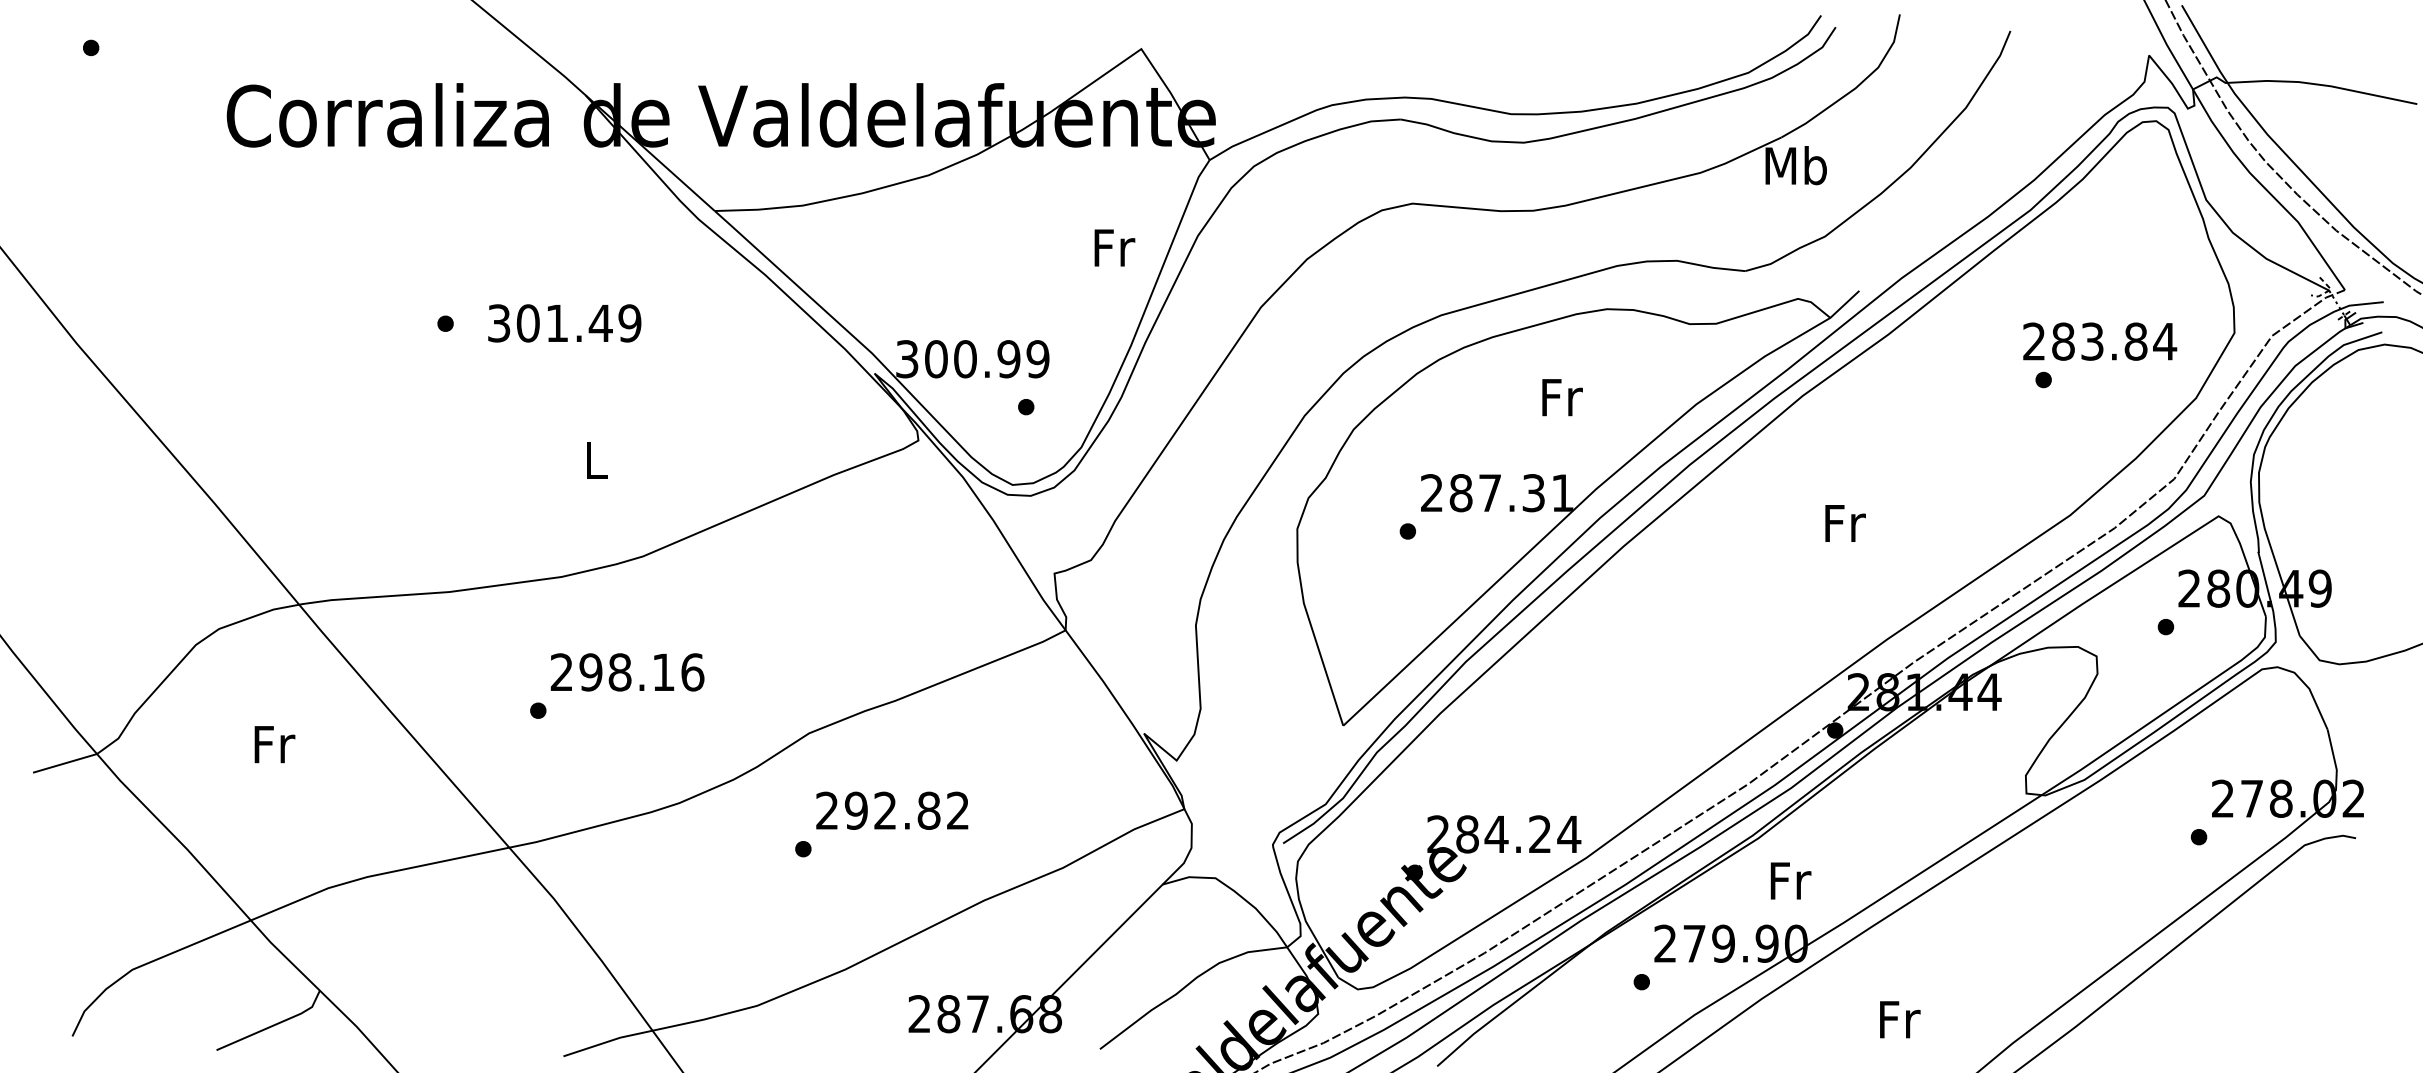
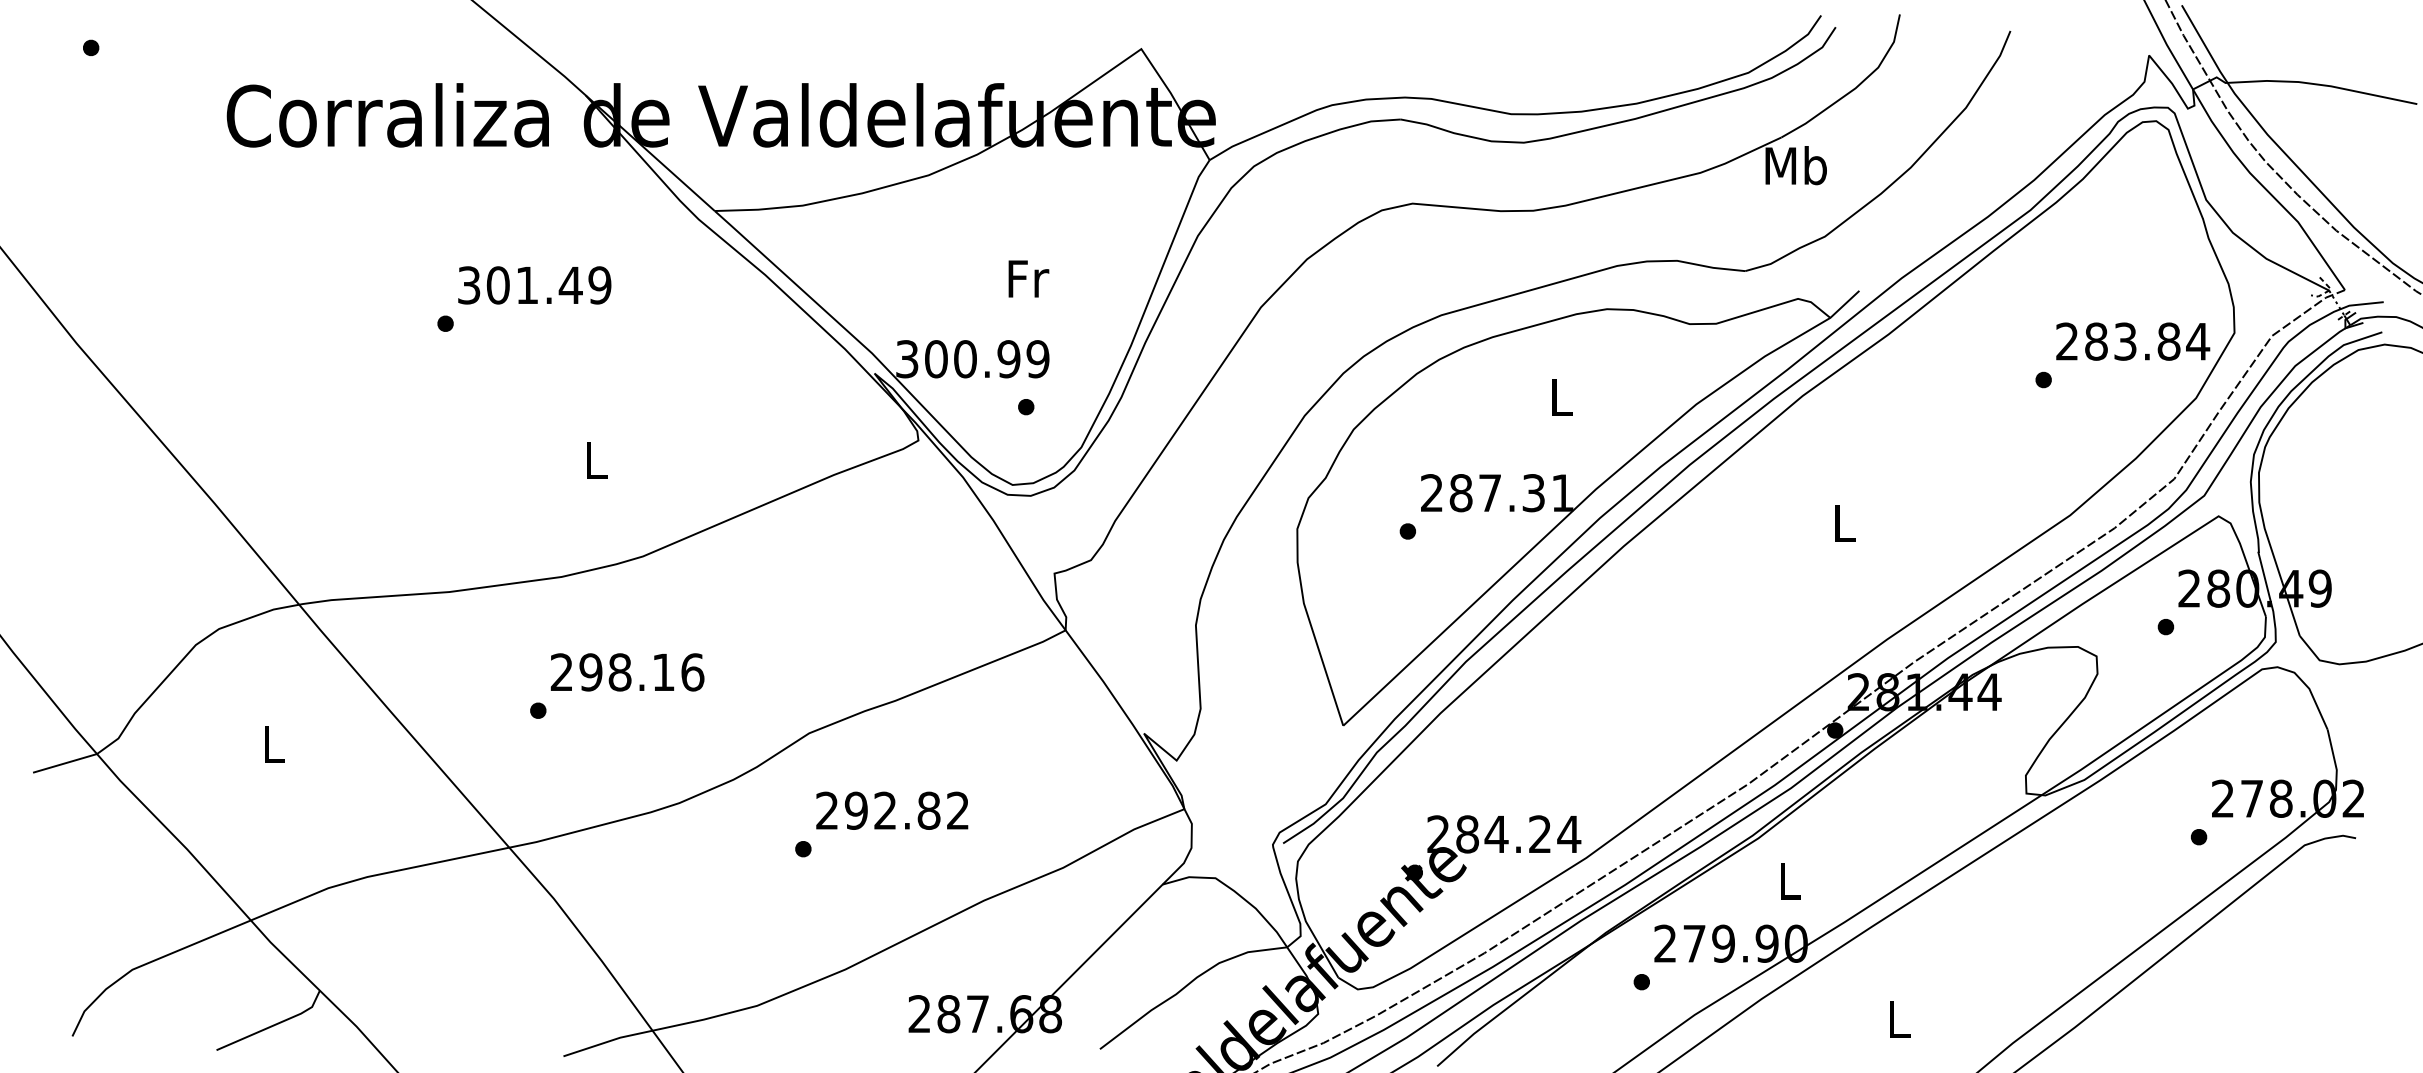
text position: (1114, 247) -> (1028, 278) (1028, 278)
text position: (564, 323) -> (534, 285) (534, 285)
text position: (2100, 341) -> (2133, 341) (2133, 341)
text: Fr -> L (1562, 397)
text: Fr -> L (1845, 523)
text: Fr -> L (274, 744)
text: Fr -> L (1790, 880)
text: Fr -> L (1900, 1019)
